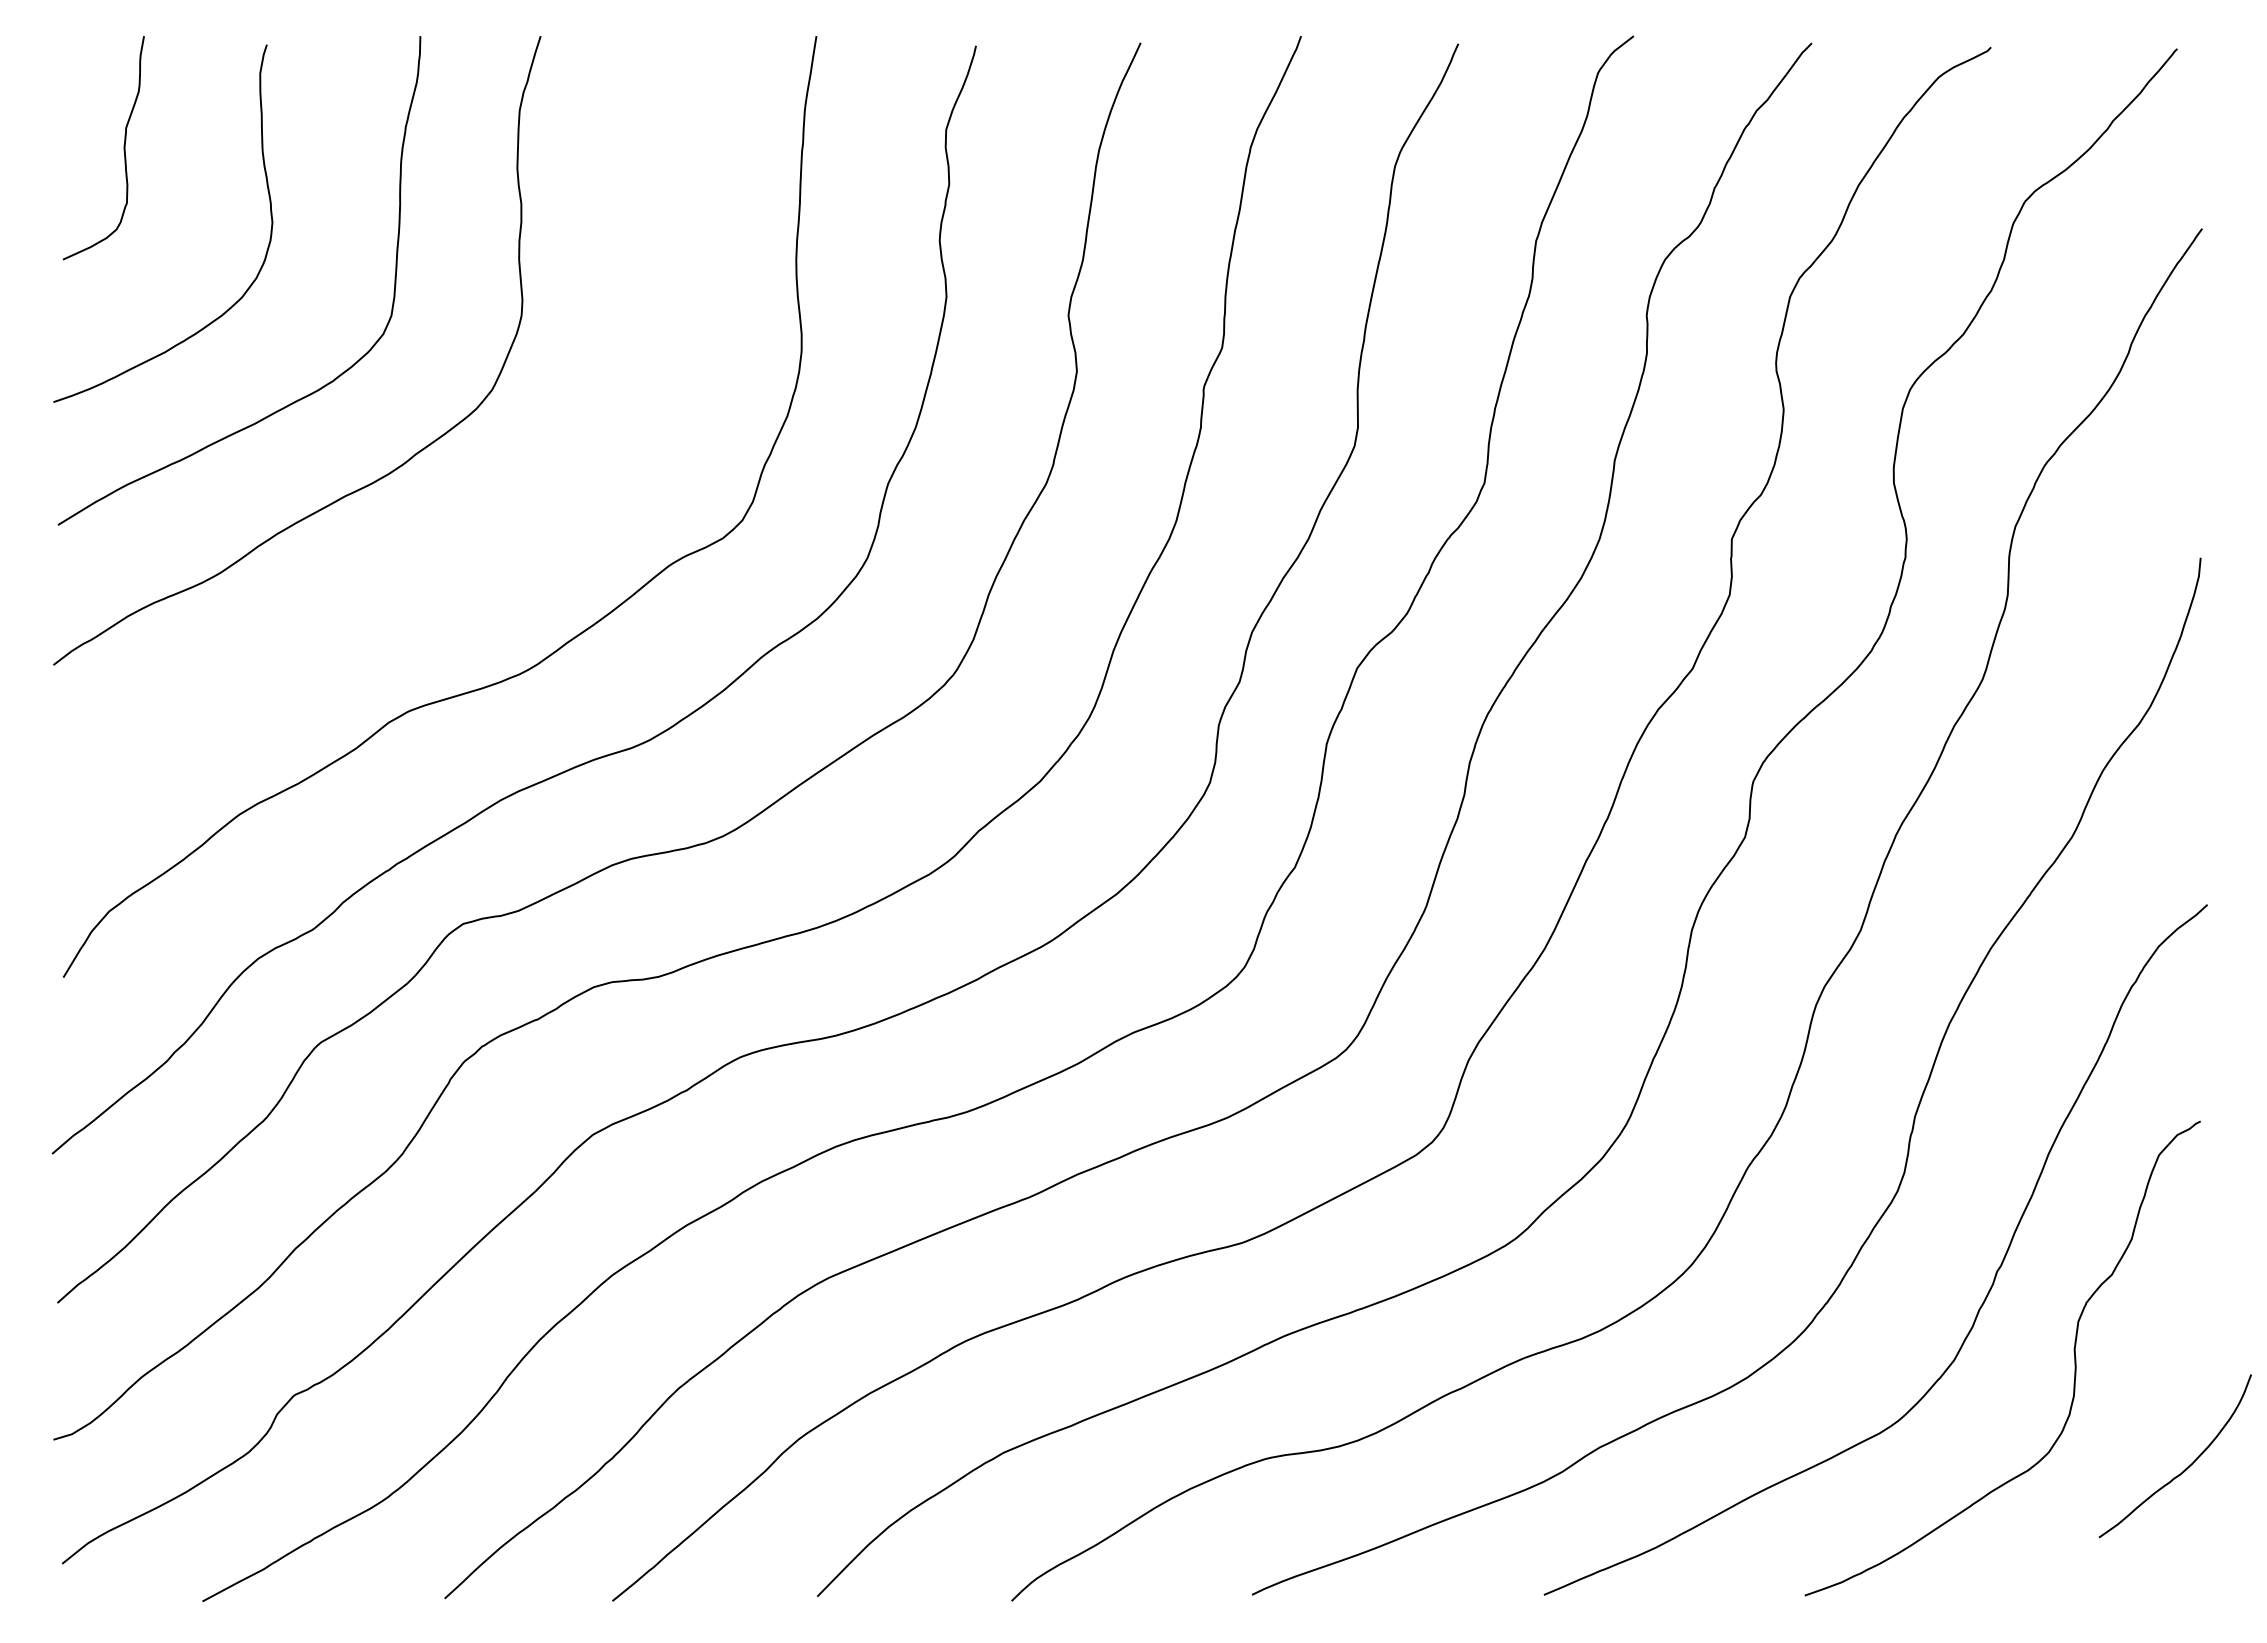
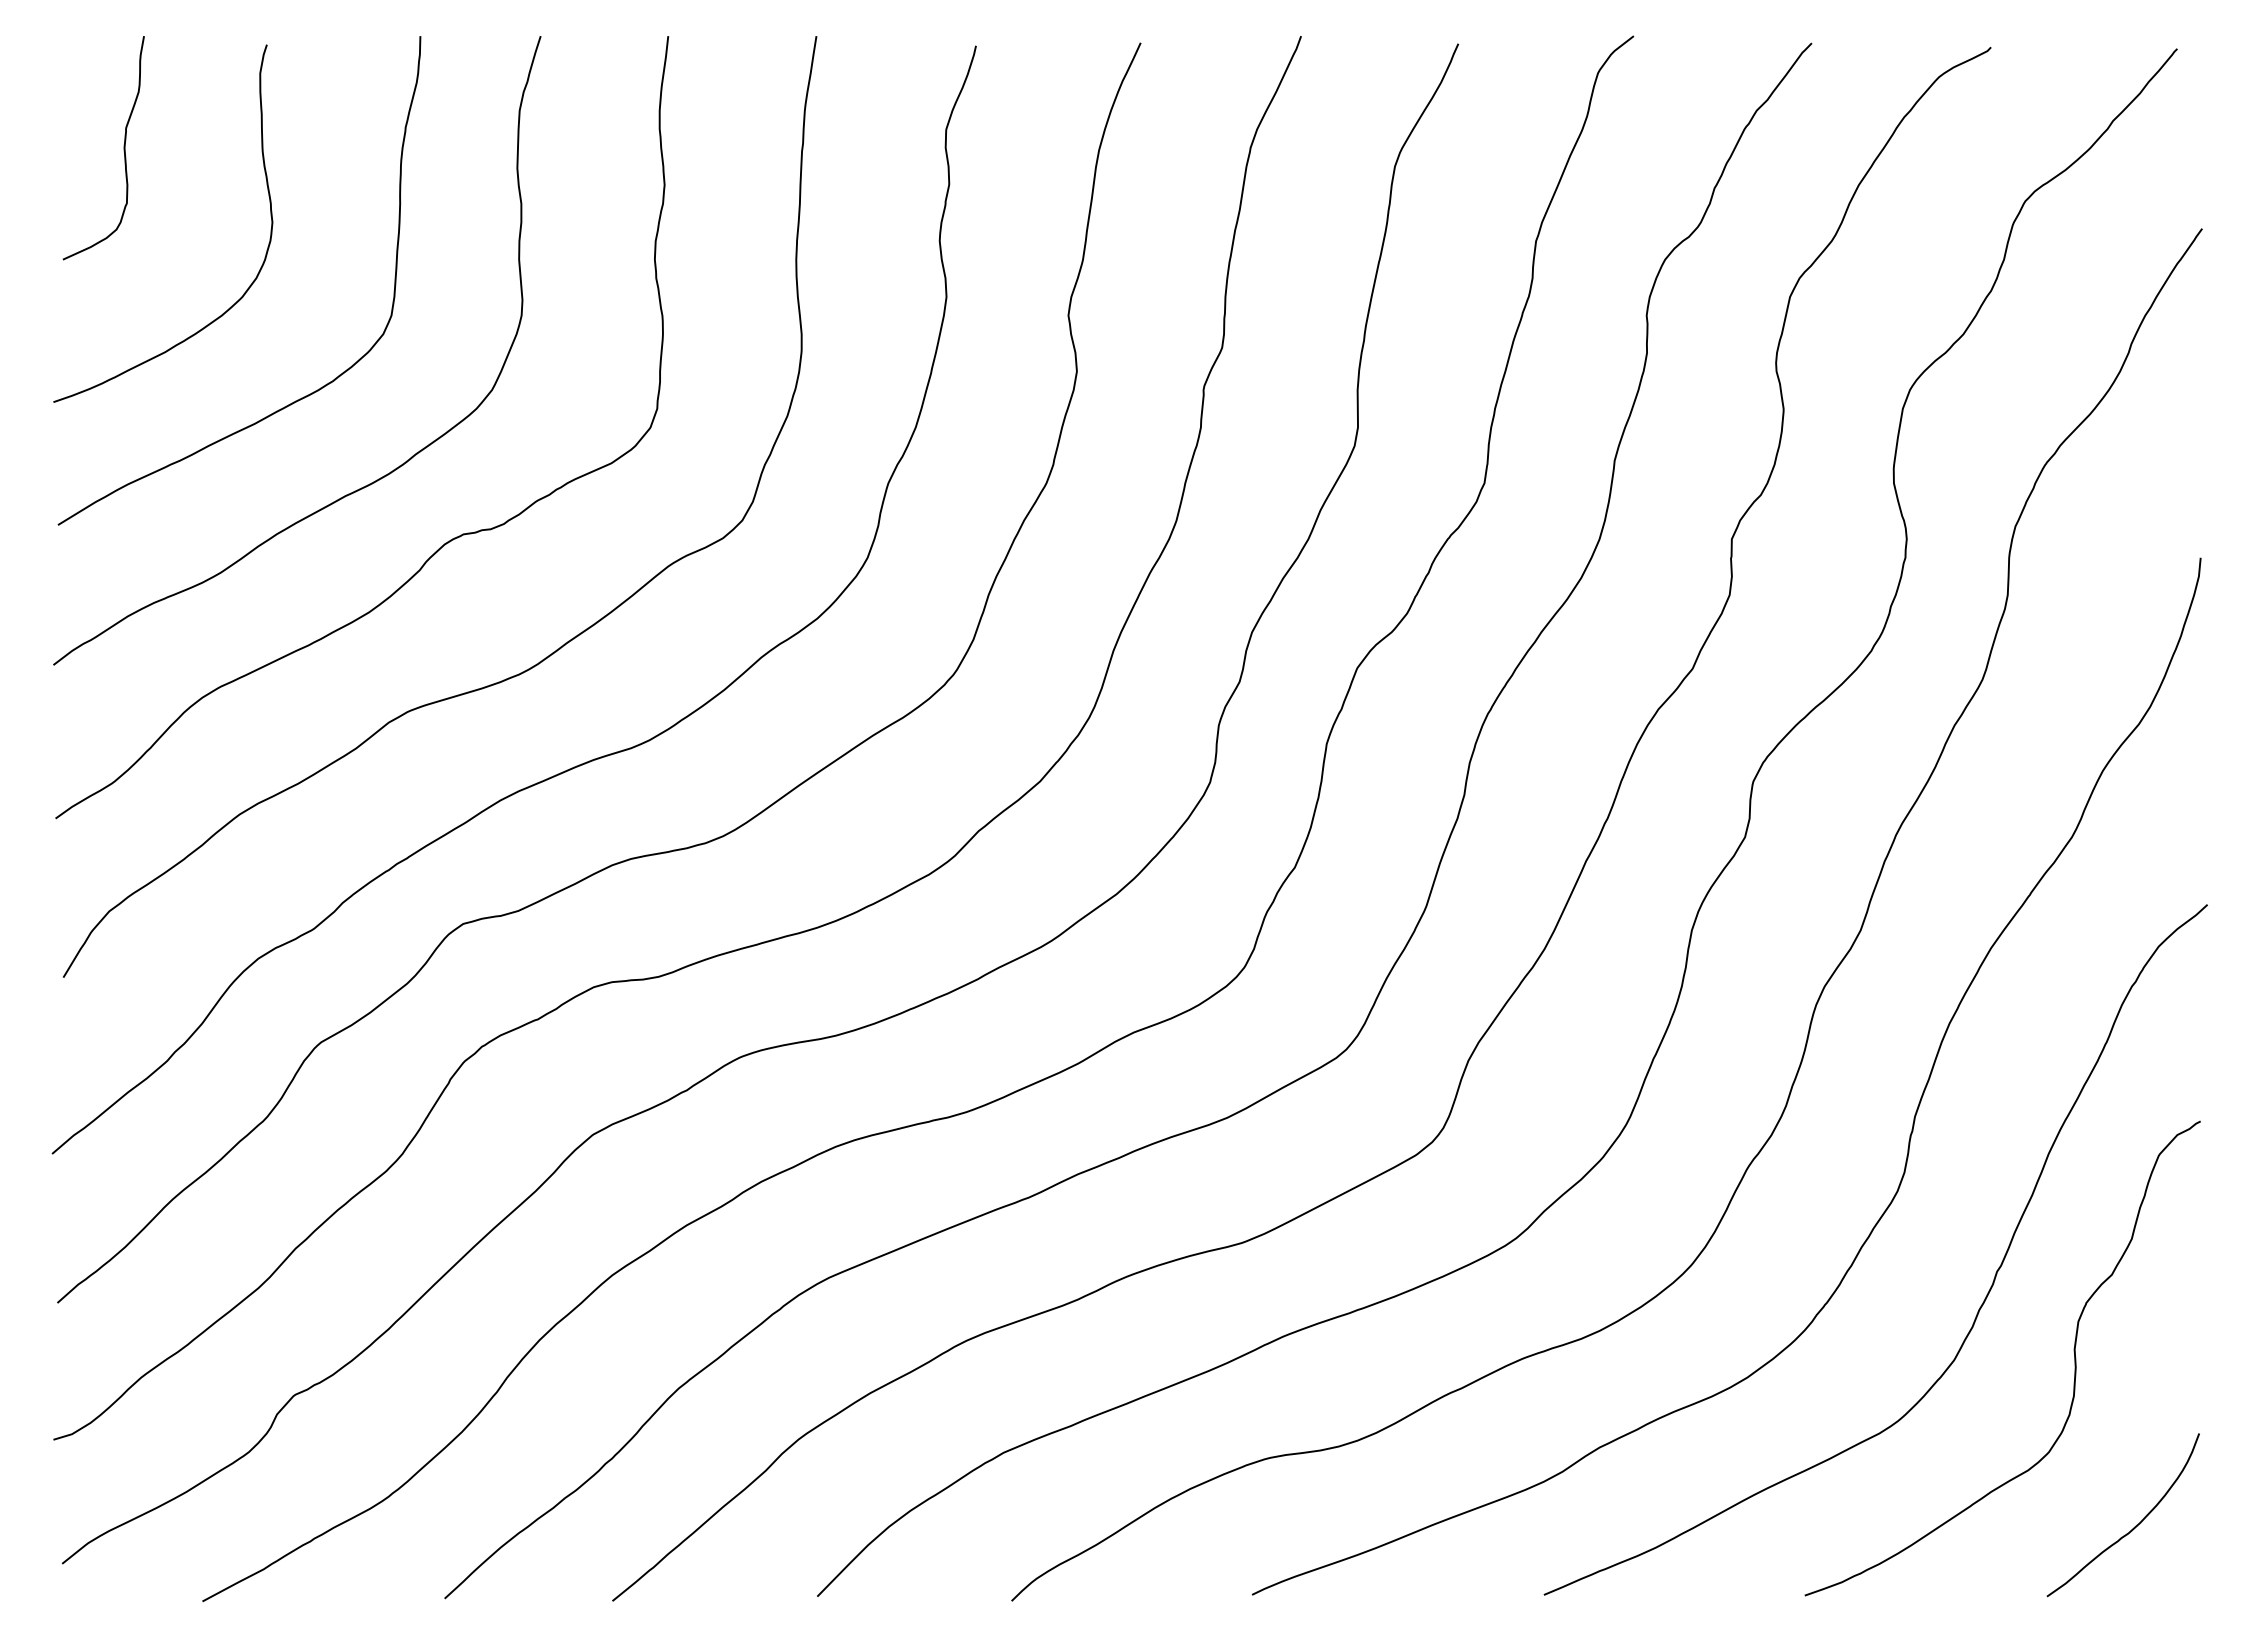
curve: none -> present (445, 542)
curve position: (2186, 1467) -> (2134, 1526) (2134, 1526)
